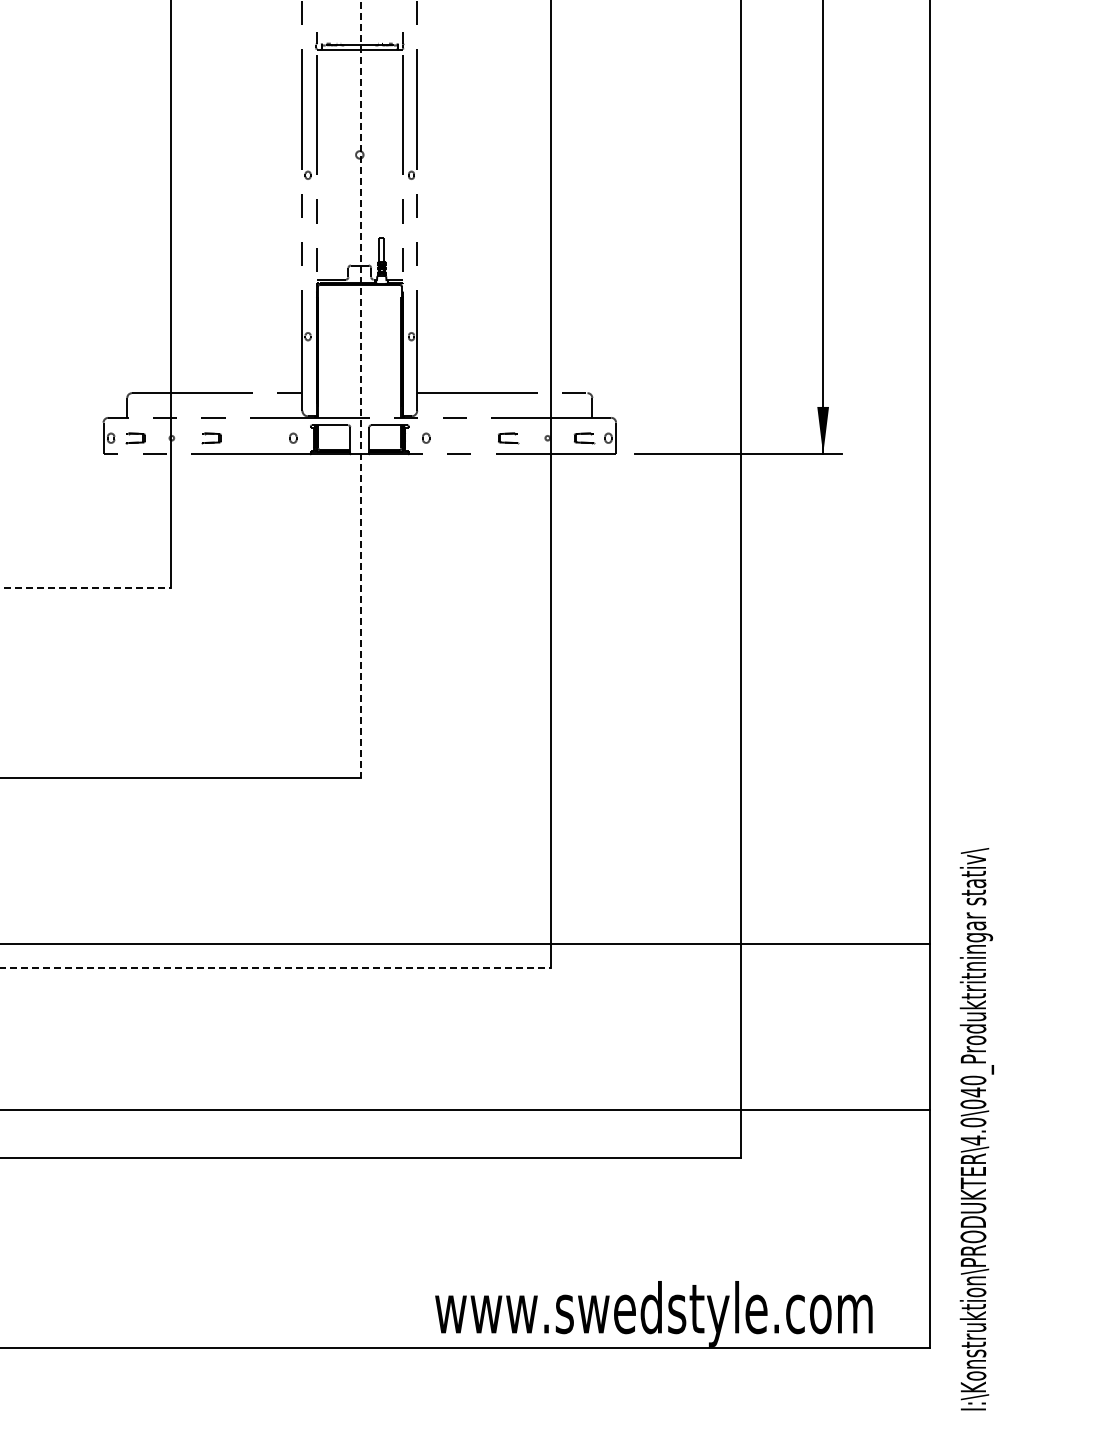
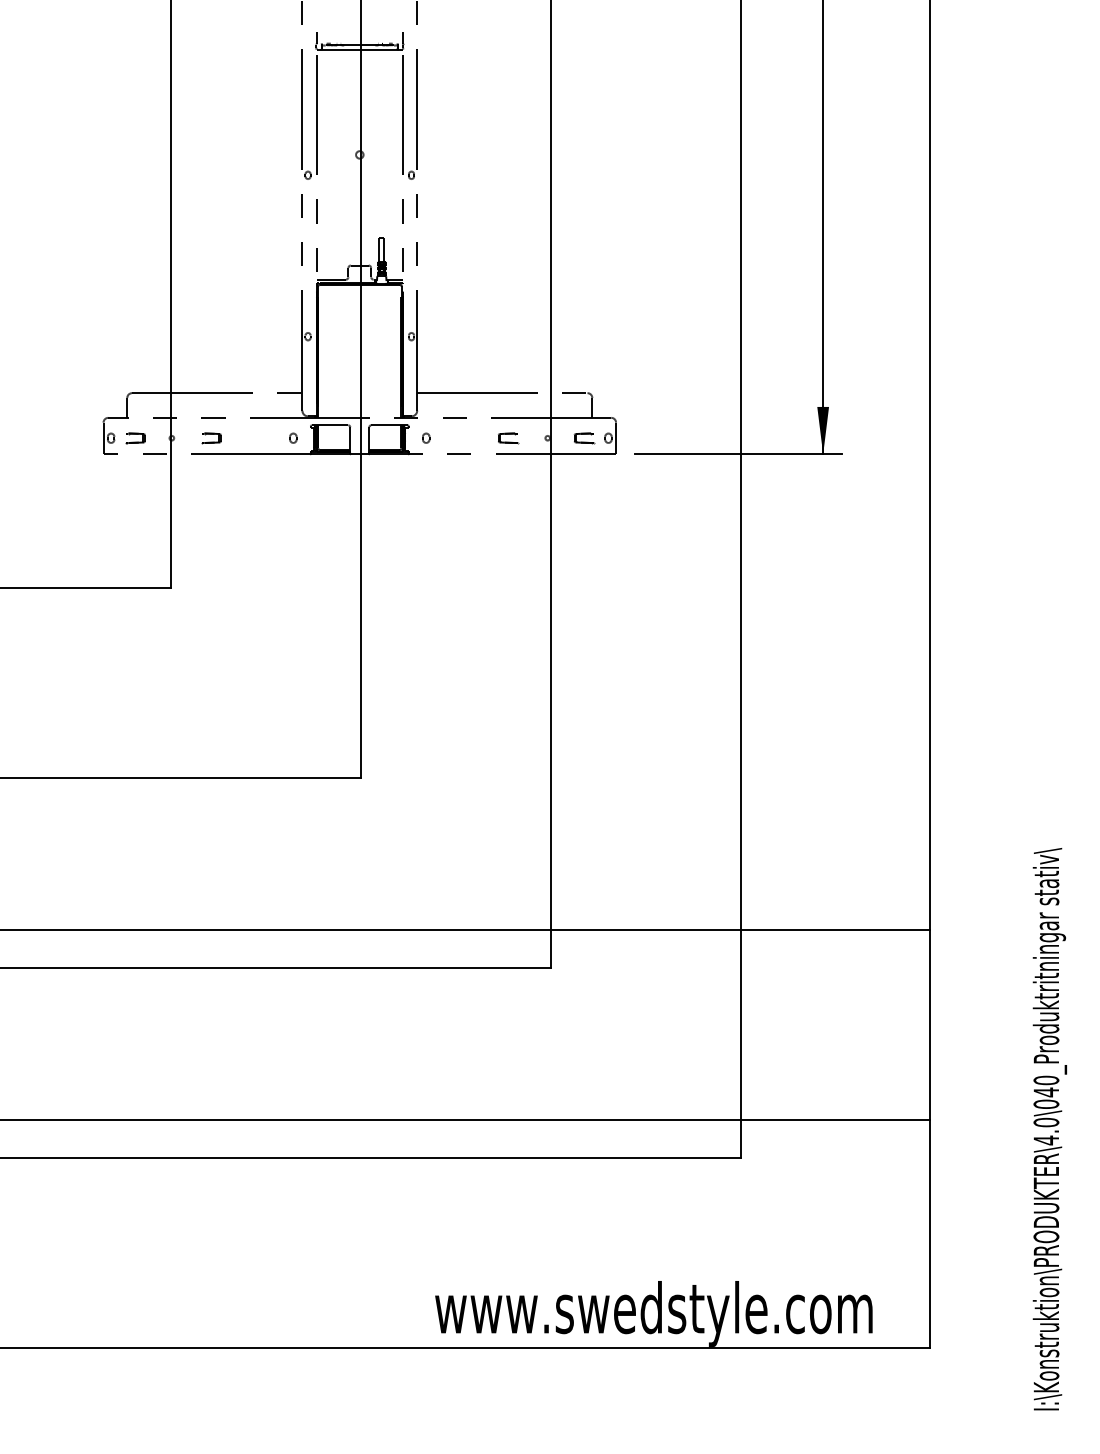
line: dashed -> solid (360, 389)
line: dashed -> solid (86, 588)
line position: (466, 944) -> (466, 930) (466, 930)
line: dashed -> solid (275, 968)
line position: (466, 1109) -> (466, 1119) (466, 1119)
text position: (976, 1129) -> (1049, 1129) (1049, 1129)
